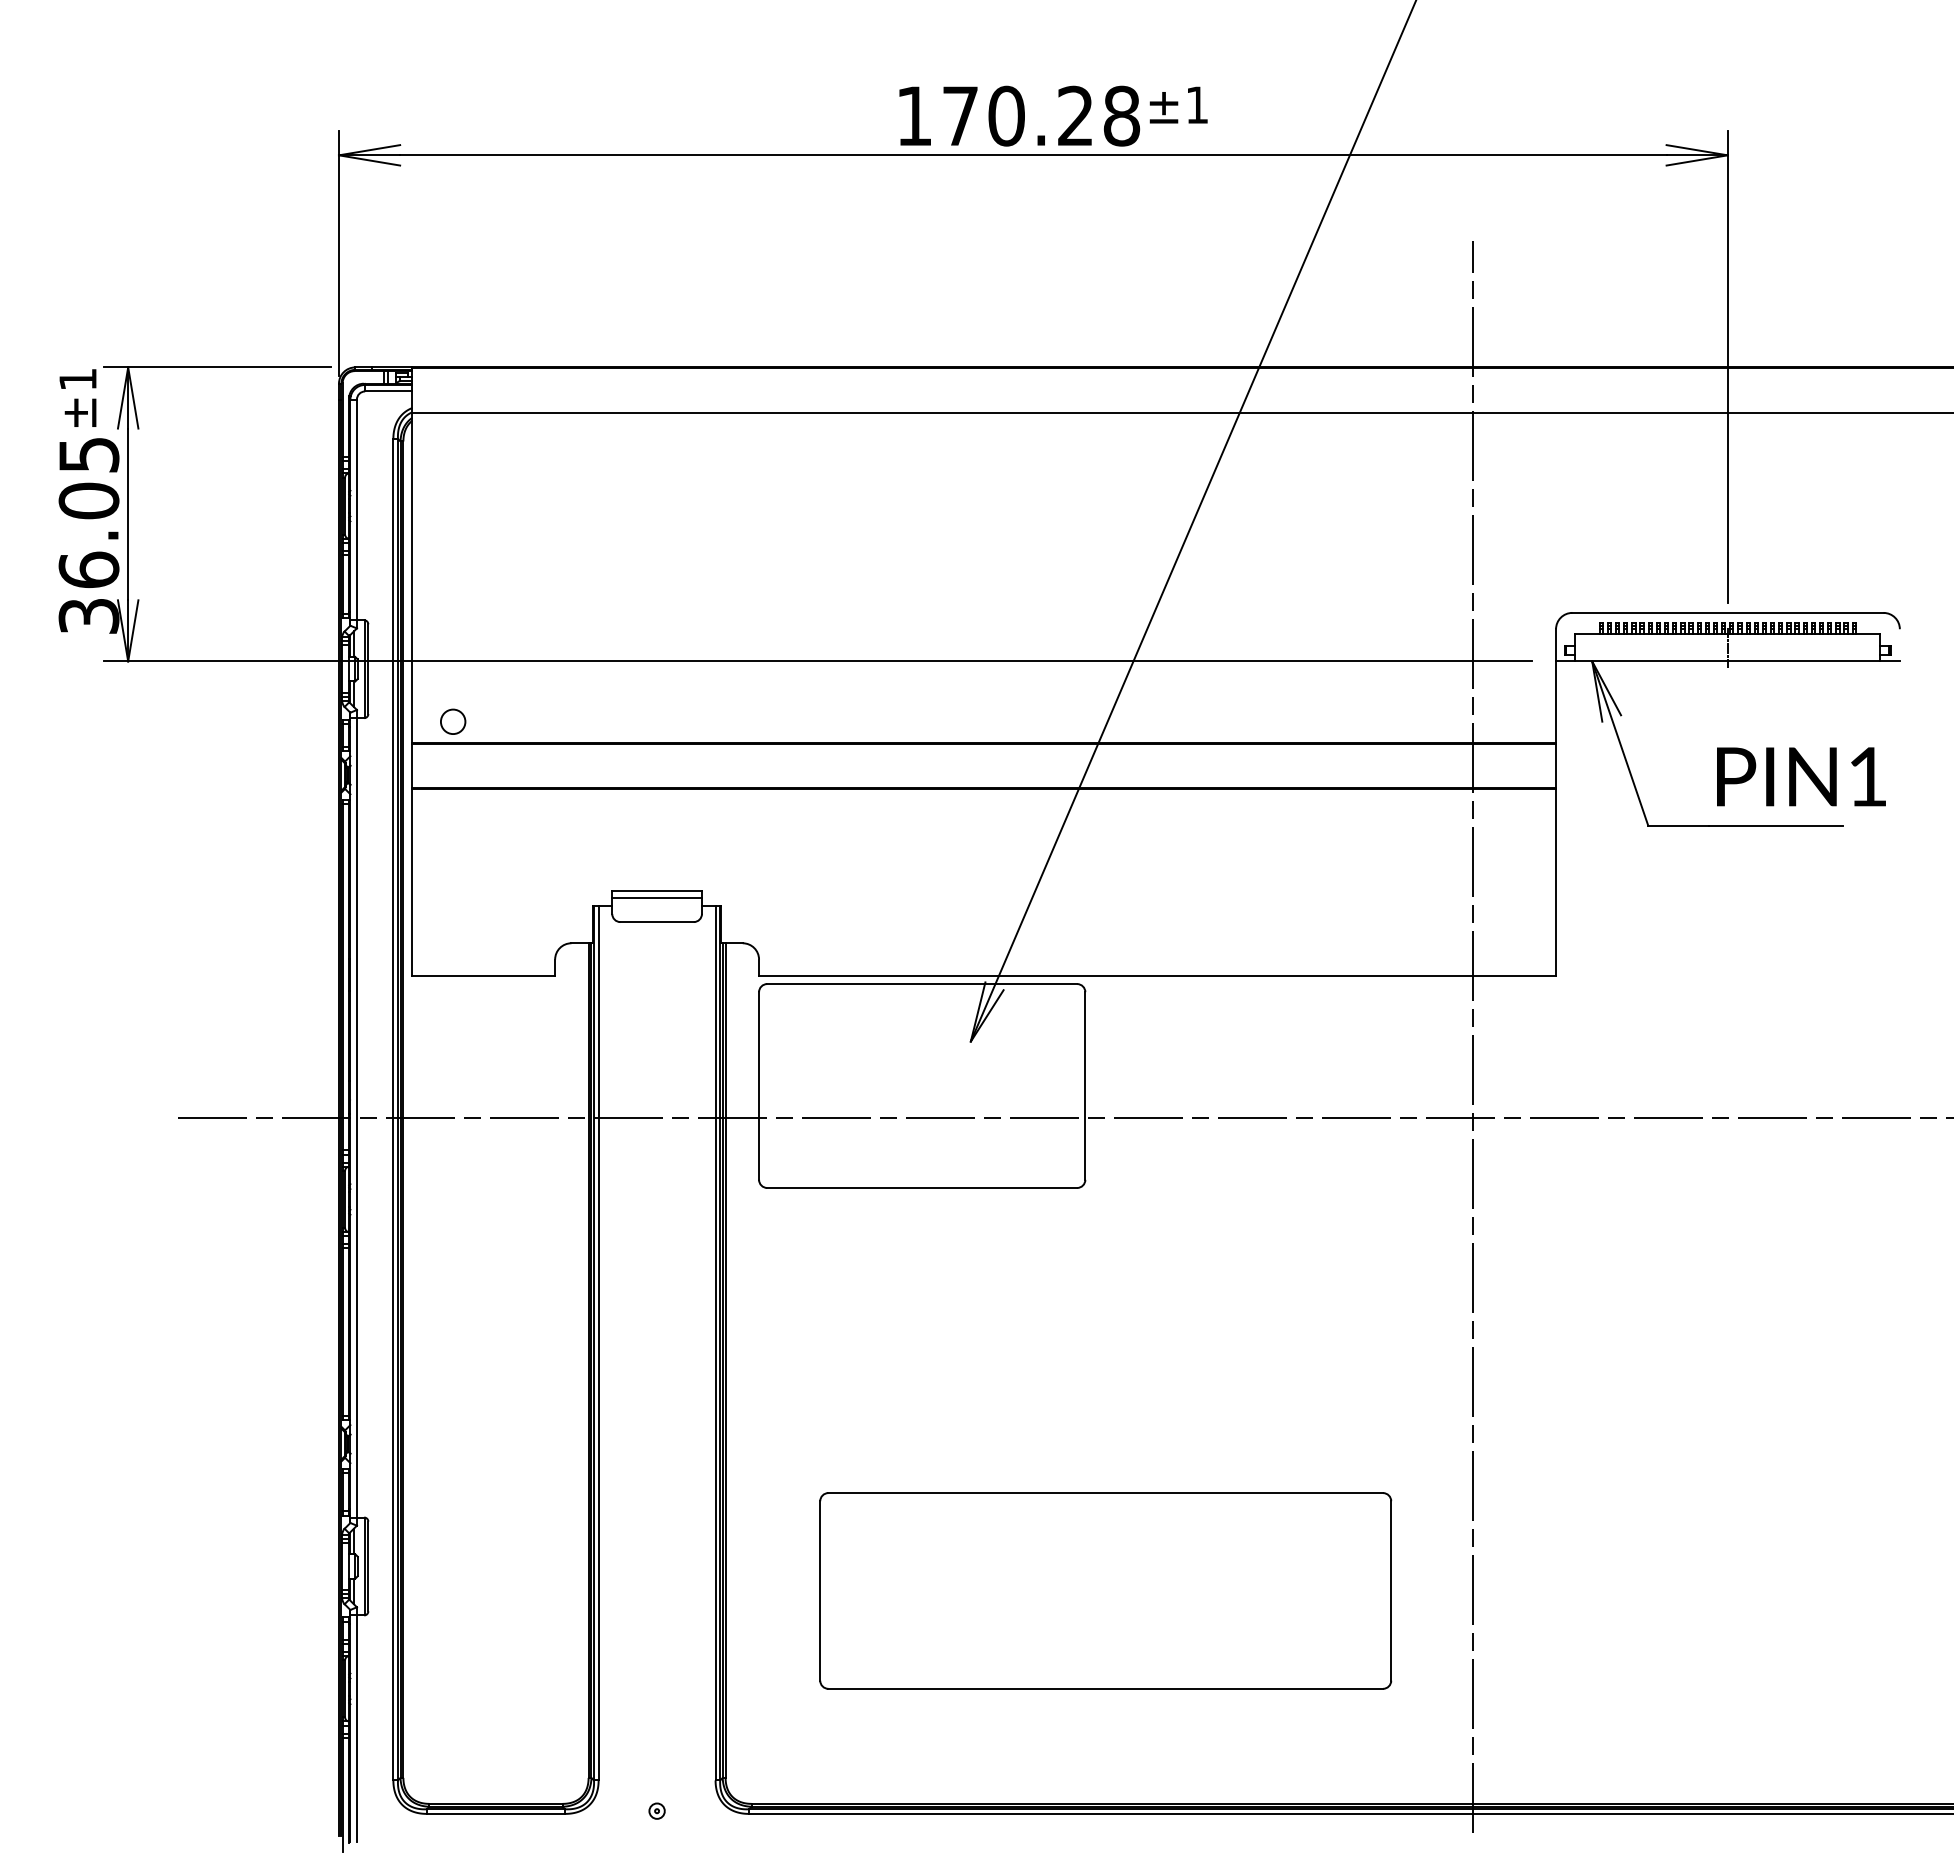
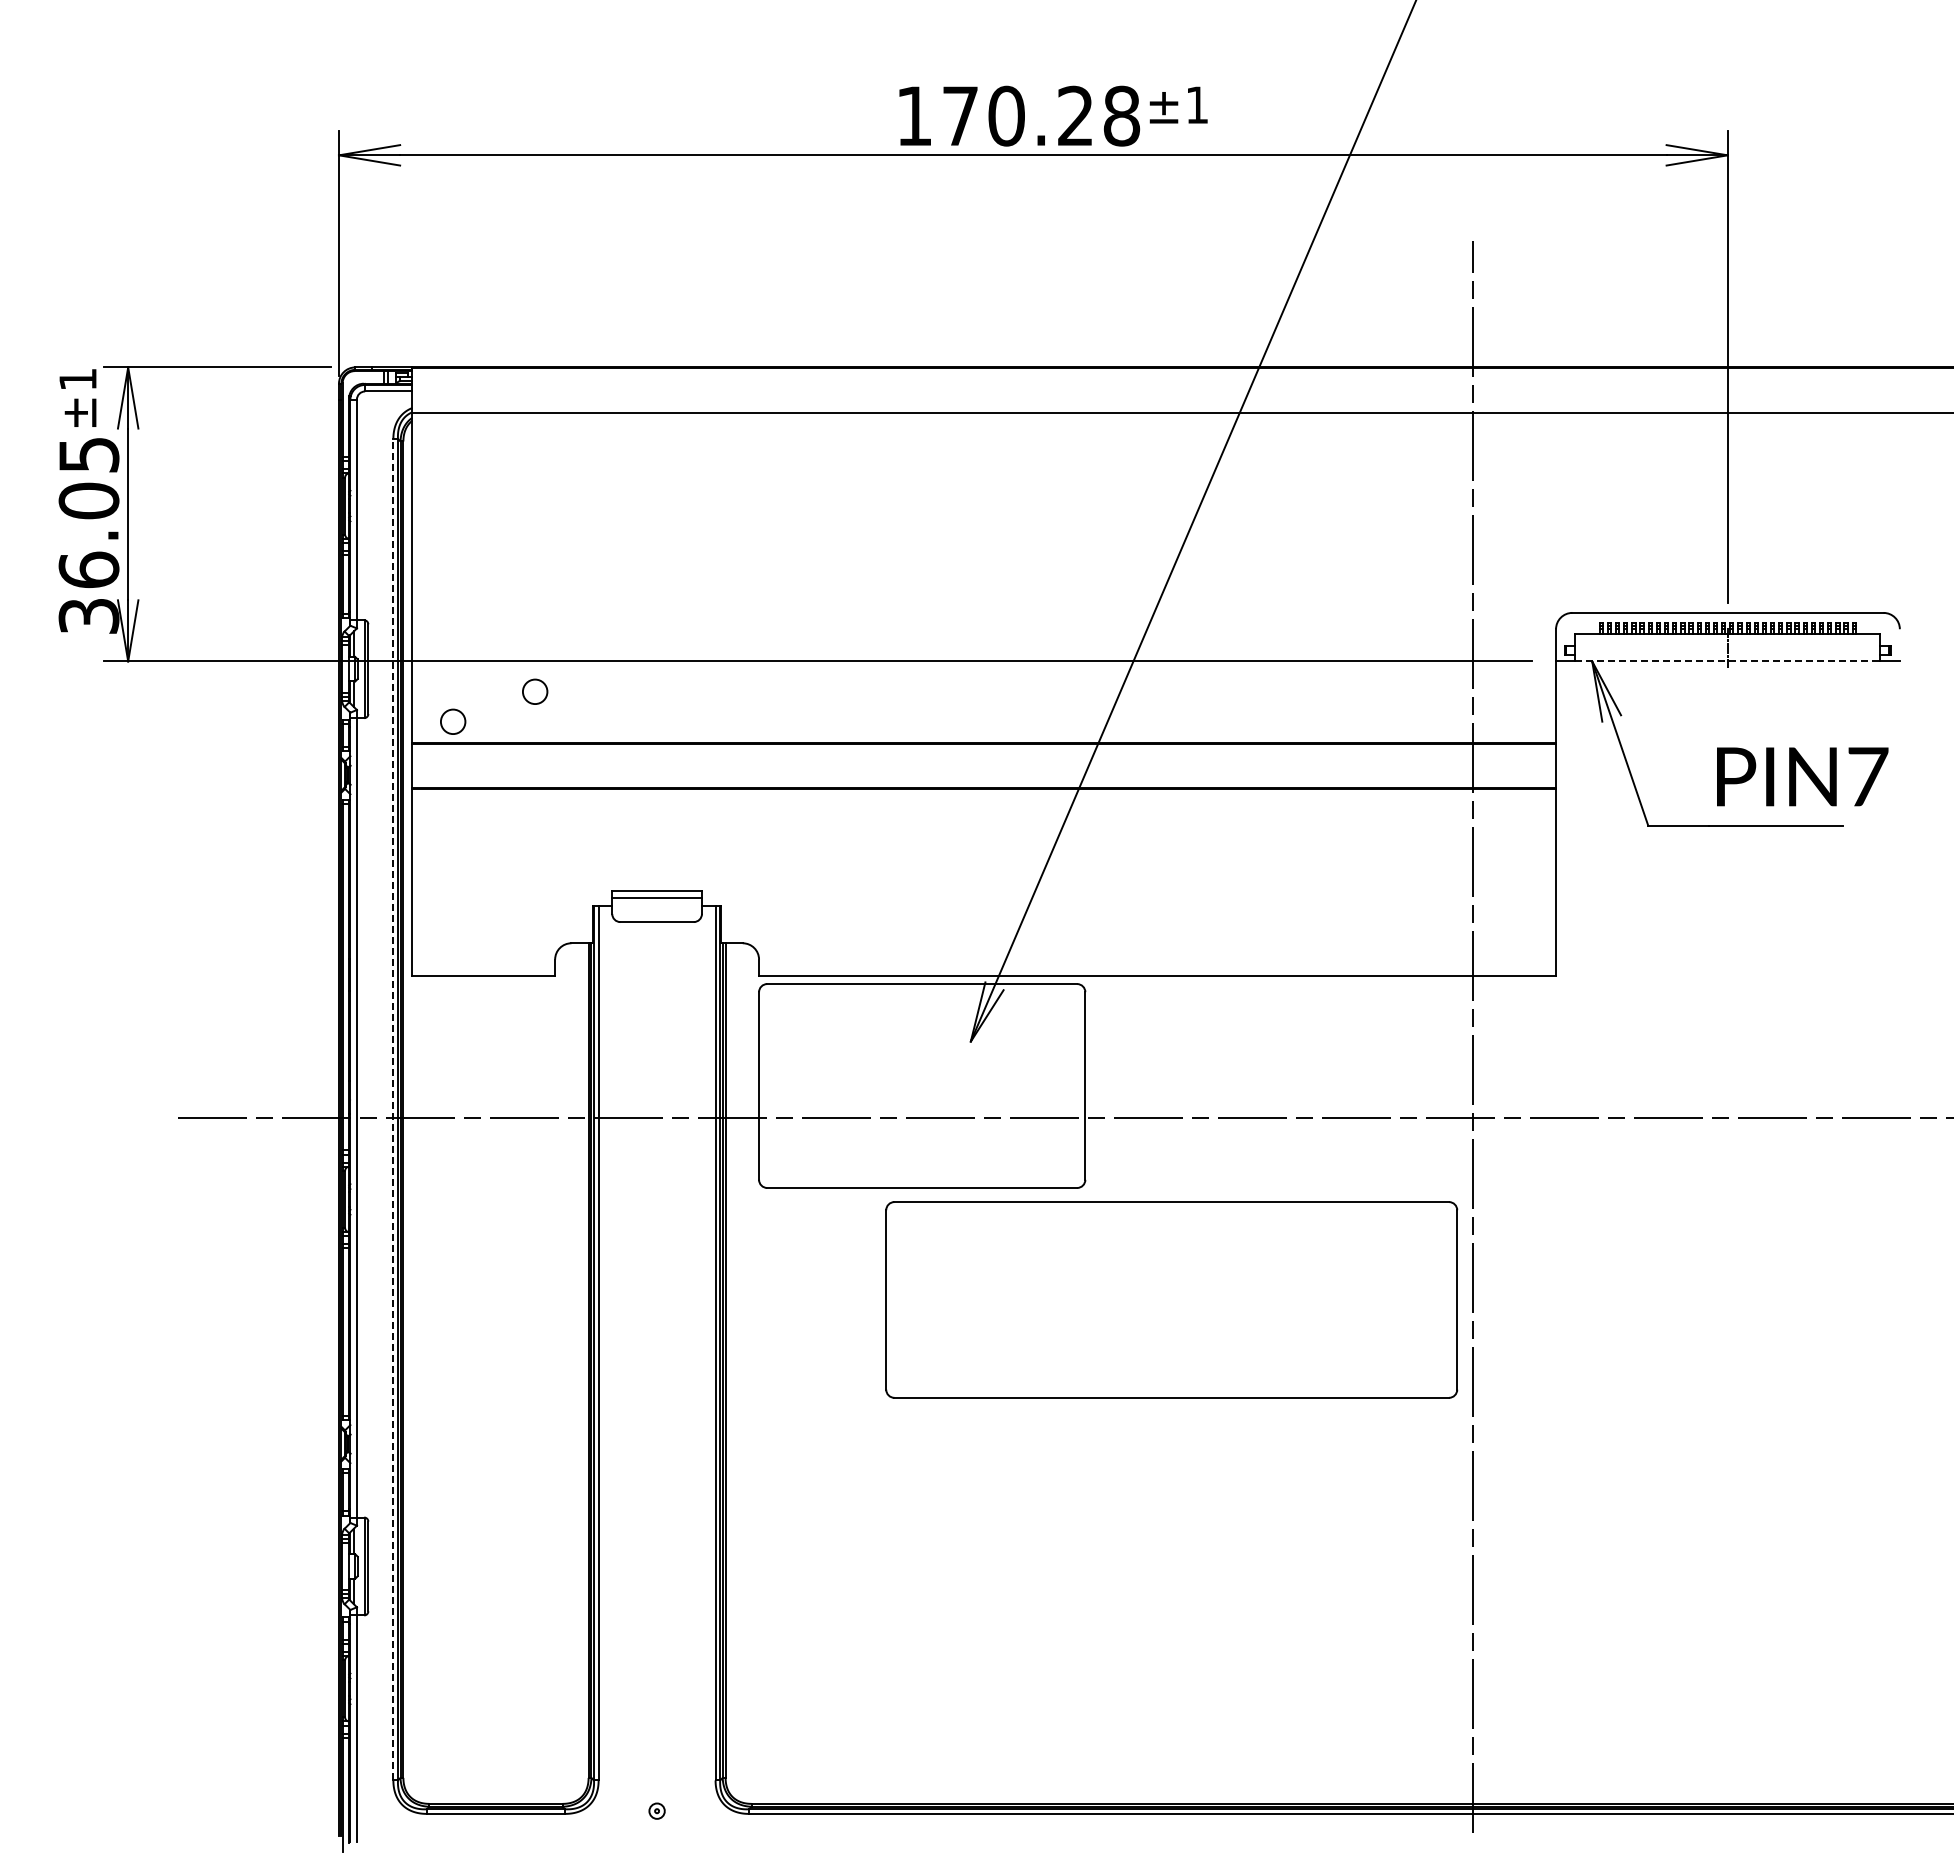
line: solid -> dashed (1727, 661)
circle: none -> present (535, 691)
text: PIN1 -> PIN7 (1868, 776)
line: solid -> dashed (393, 1109)
part position: (1105, 1590) -> (1171, 1299) (1171, 1299)
